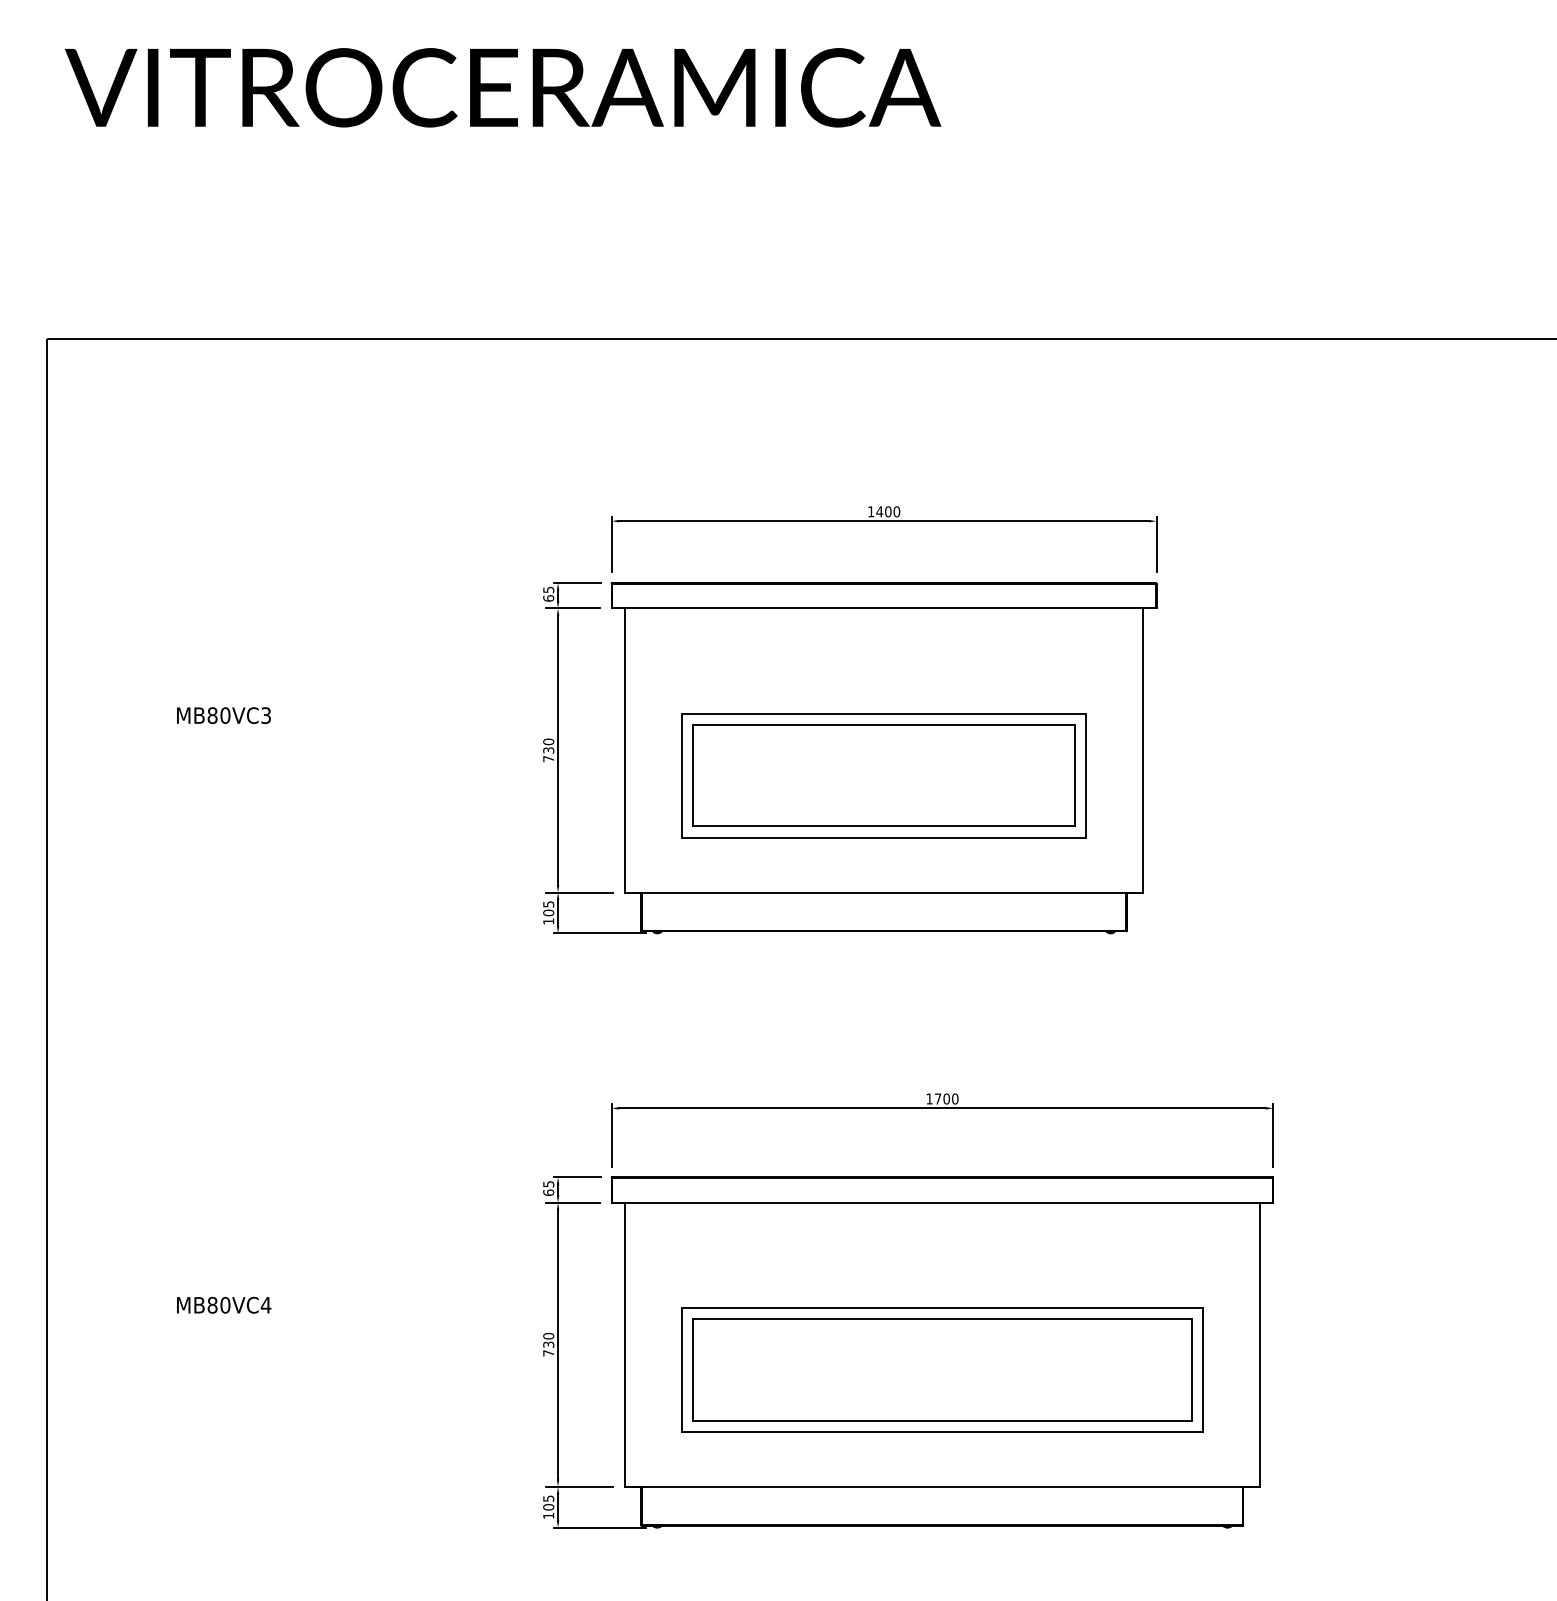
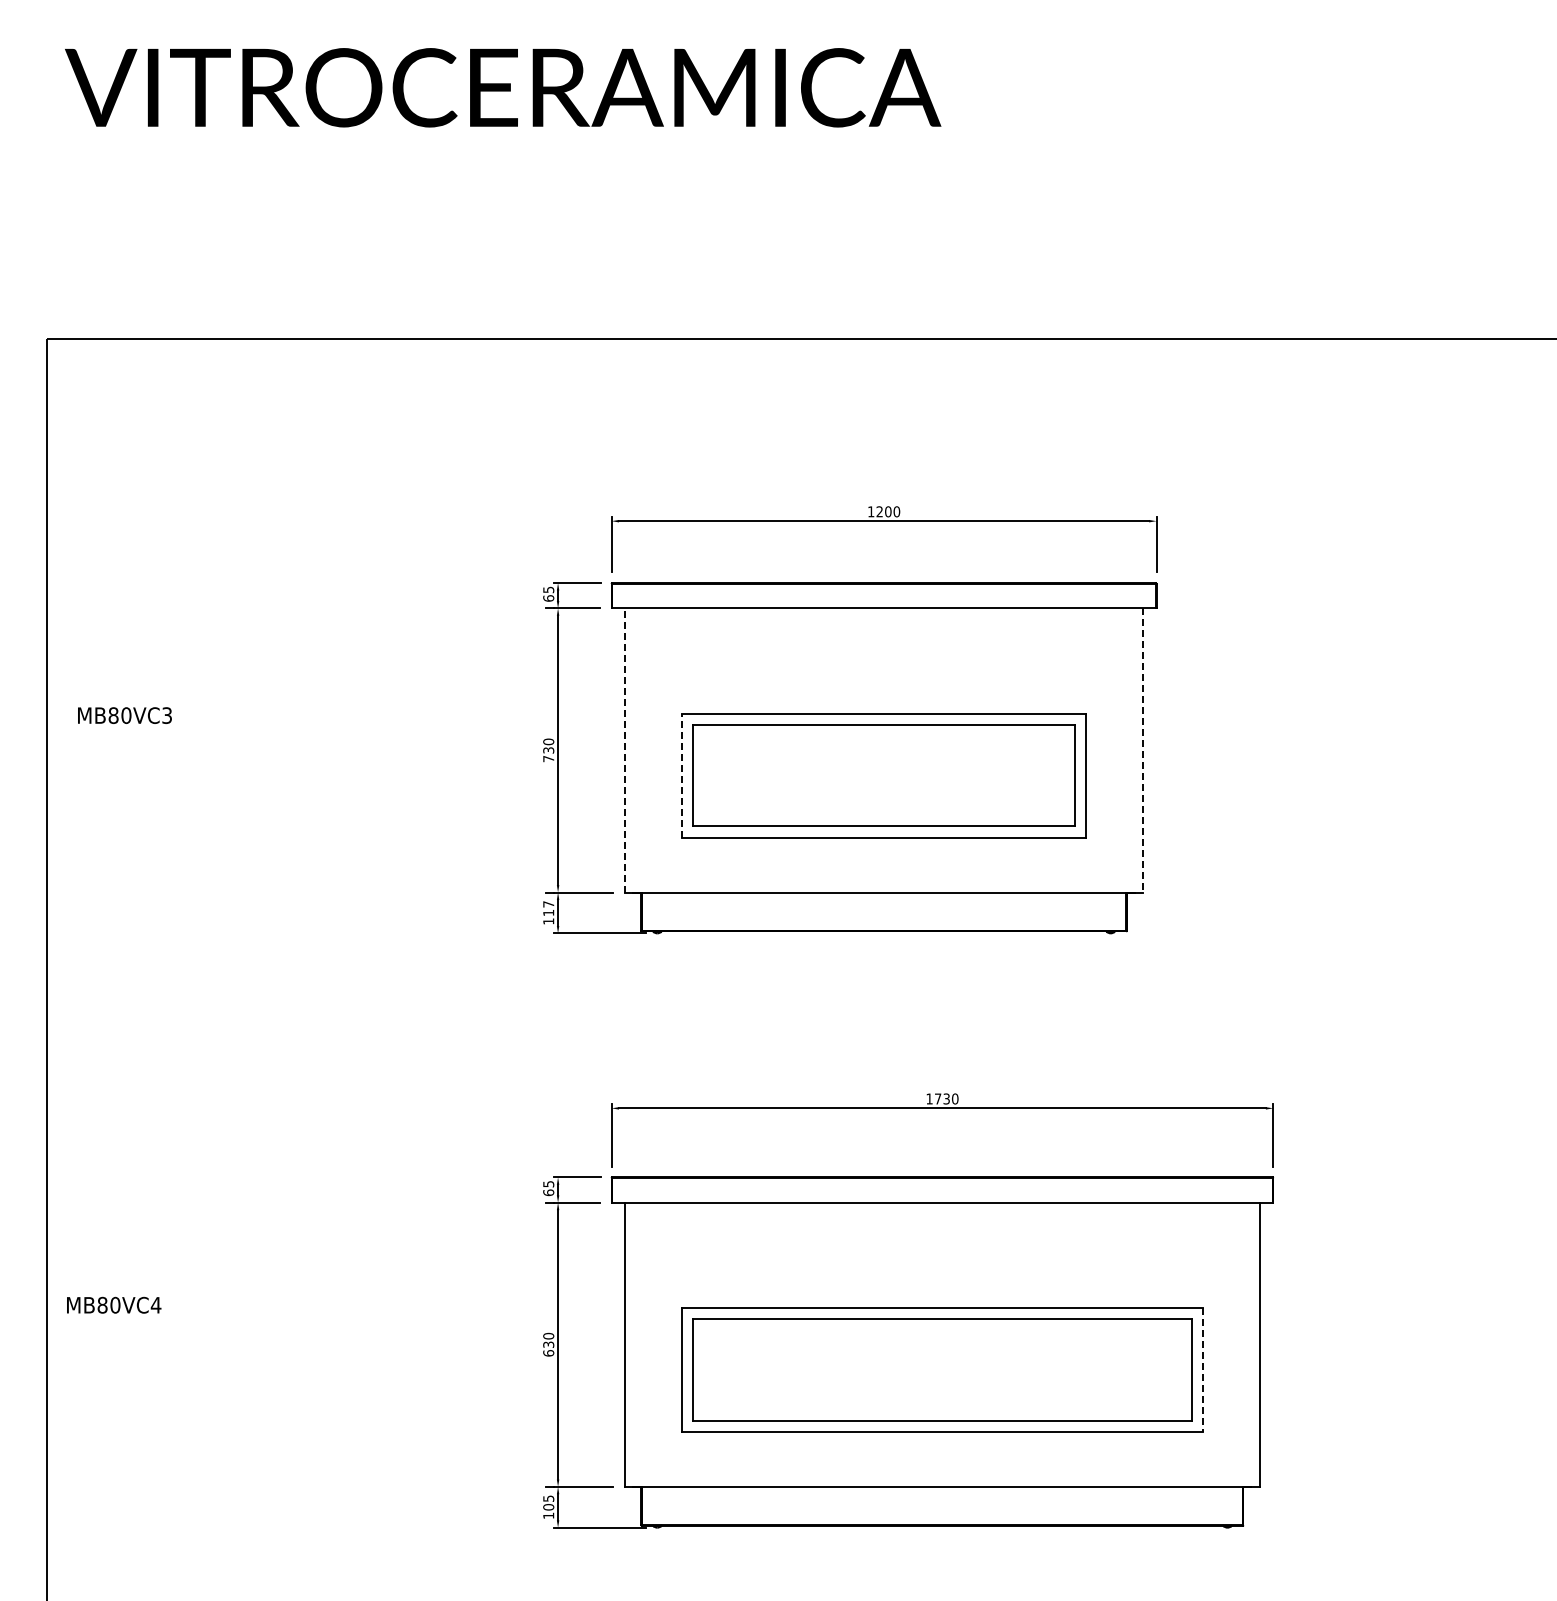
text: 1400 -> 1200 (879, 511)
text position: (223, 715) -> (124, 715) (124, 715)
line: solid -> dashed (624, 749)
line: solid -> dashed (1143, 750)
line: solid -> dashed (681, 775)
text: 105 -> 117 (548, 908)
text: 1700 -> 1730 (946, 1098)
text position: (224, 1304) -> (114, 1304) (114, 1304)
text: 730 -> 630 (548, 1353)
line: solid -> dashed (1203, 1370)
